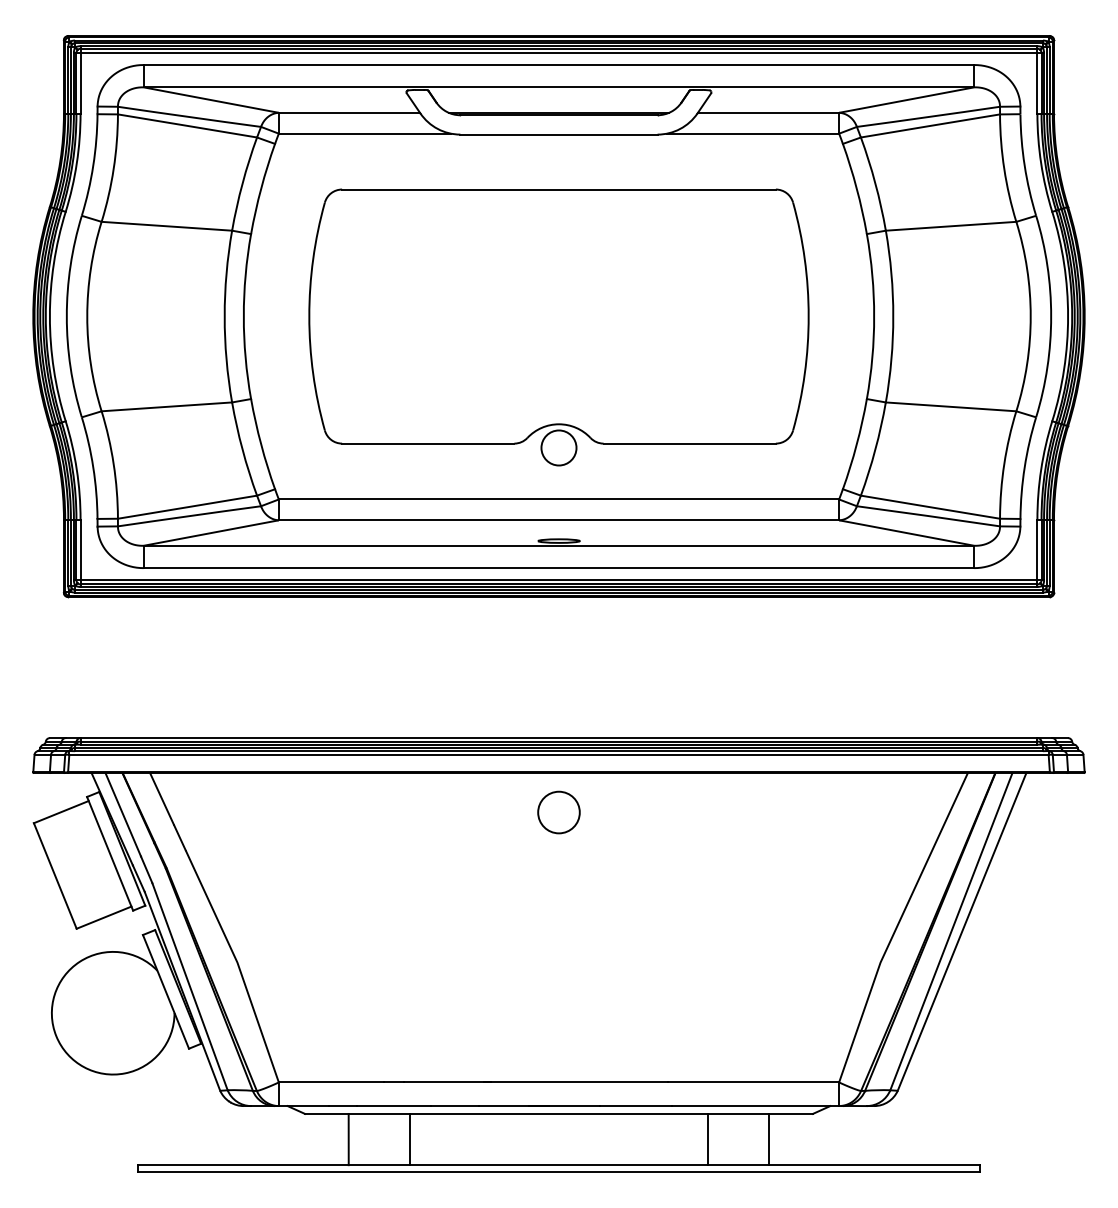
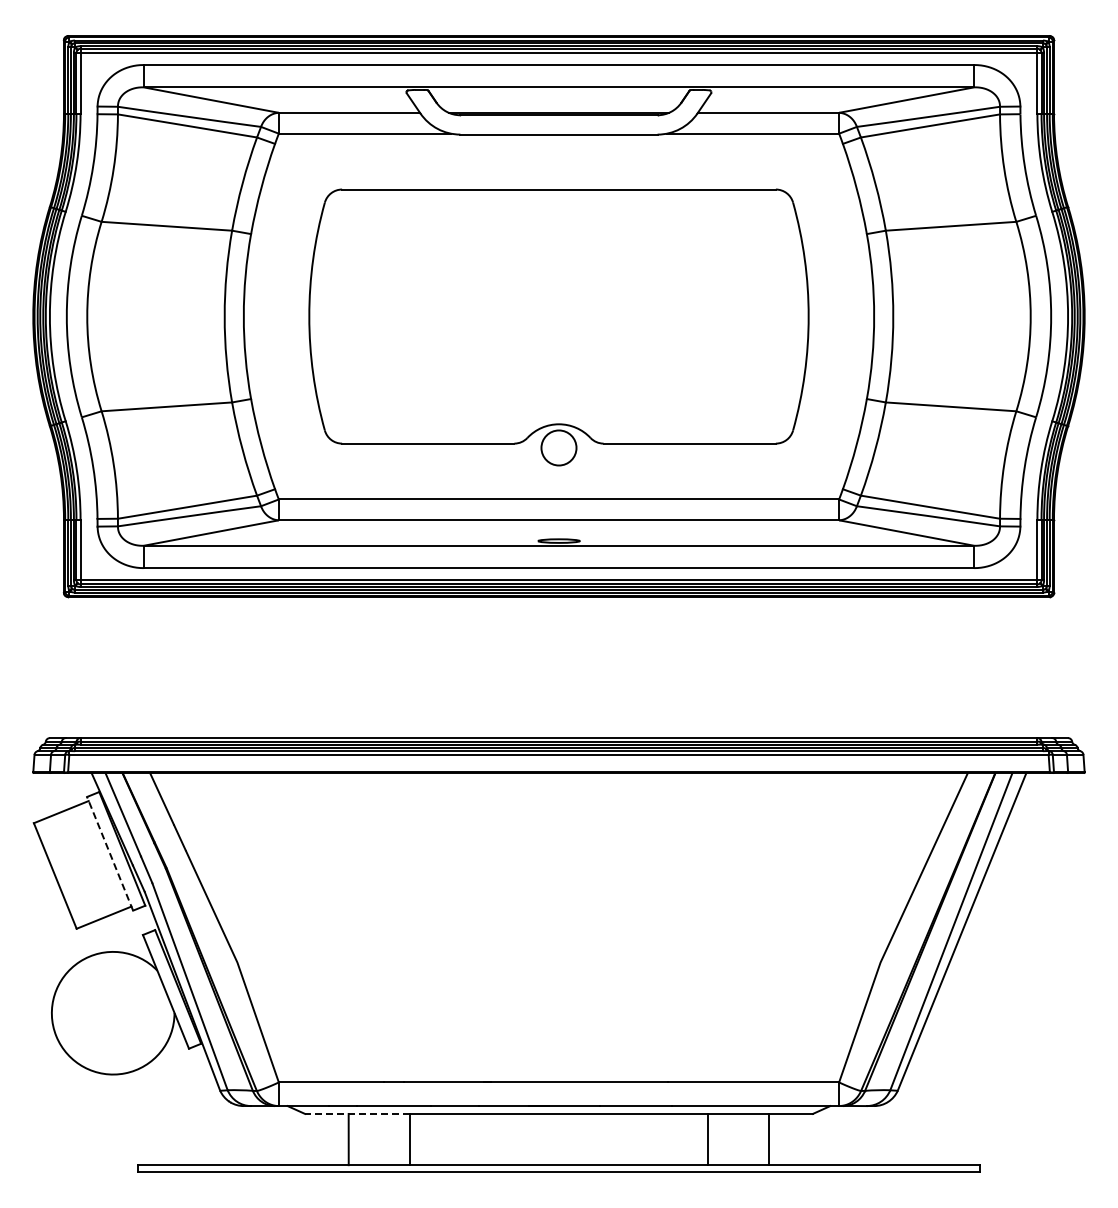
circle: present -> none (558, 812)
line: solid -> dashed (109, 853)
line: solid -> dashed (357, 1113)
